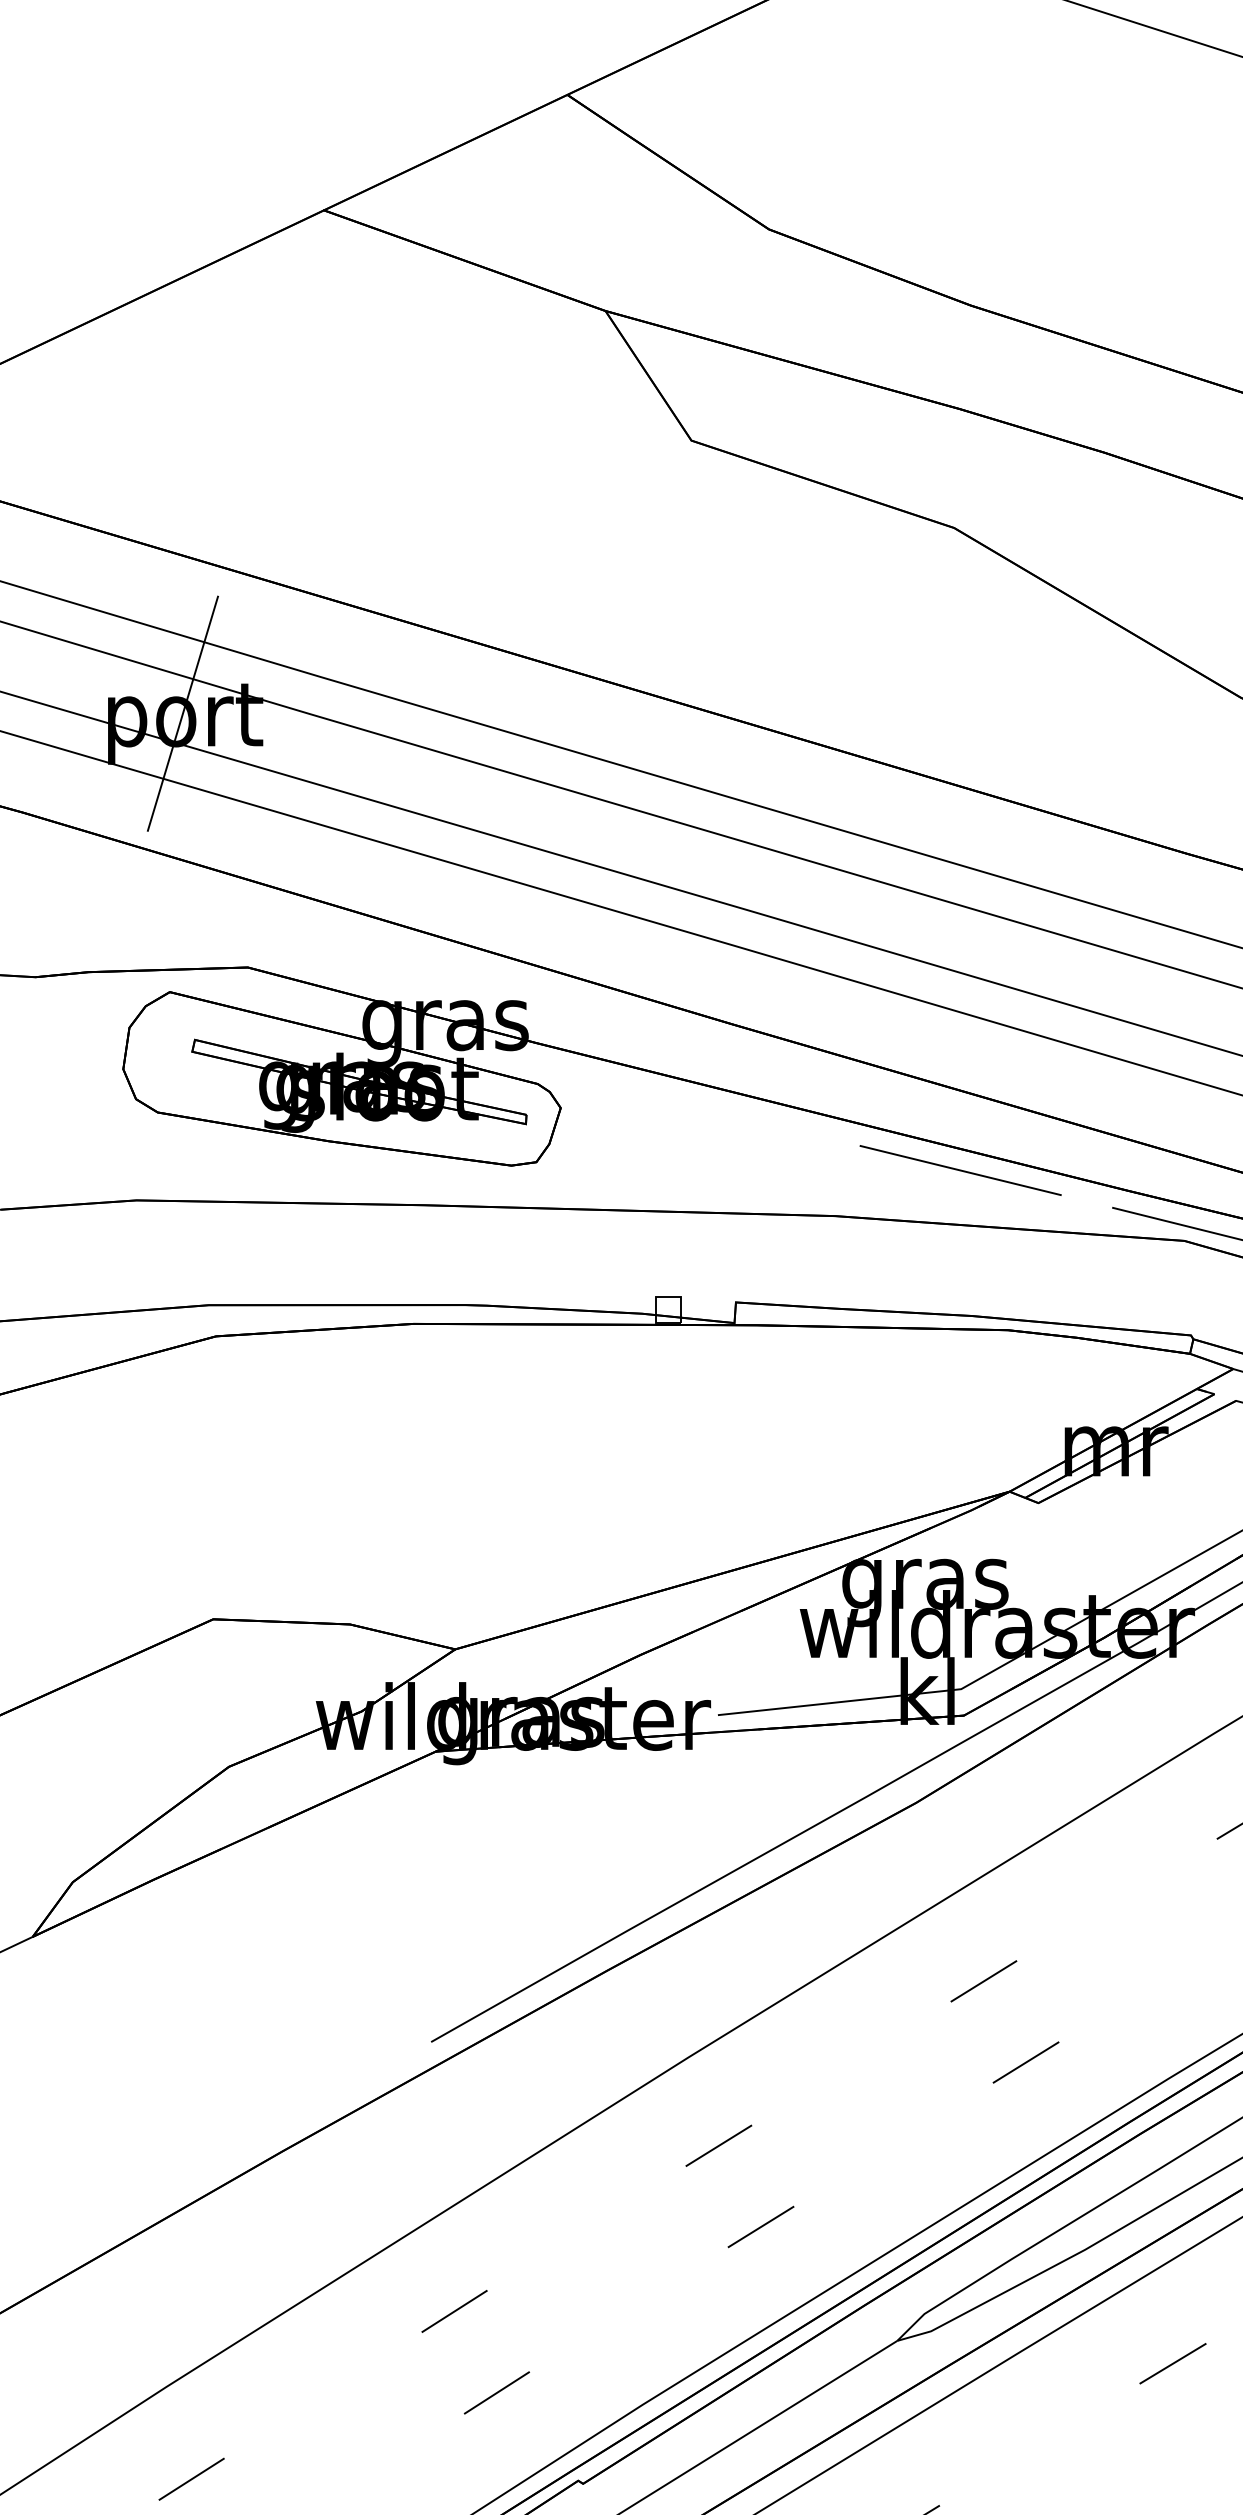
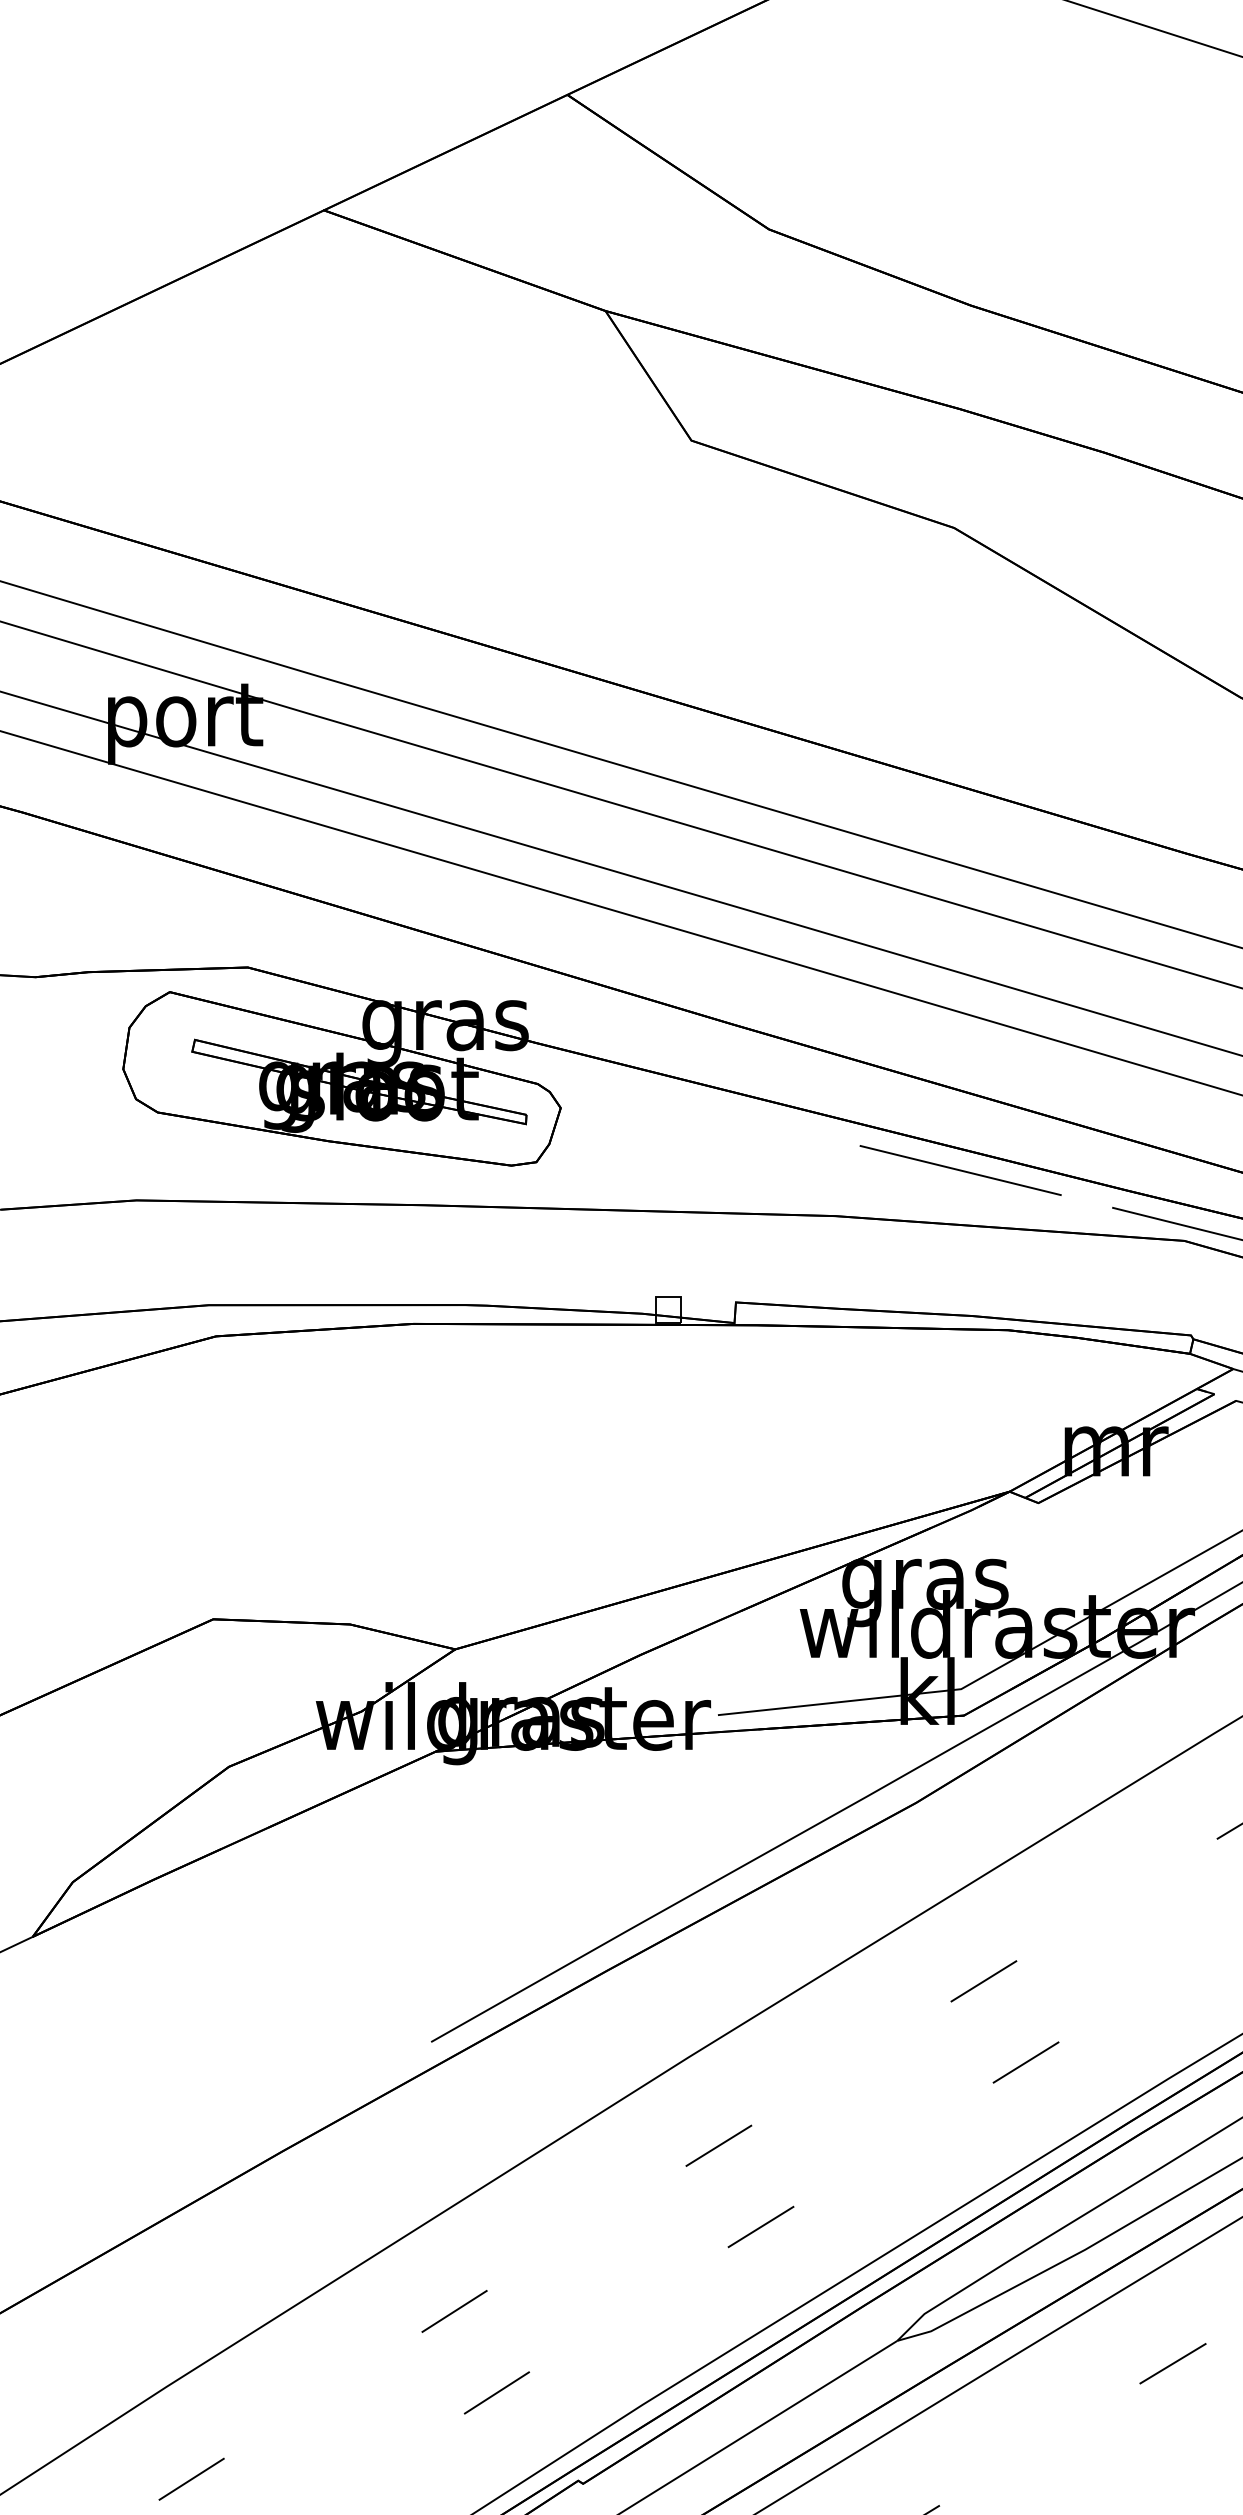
line: present -> none (182, 713)
